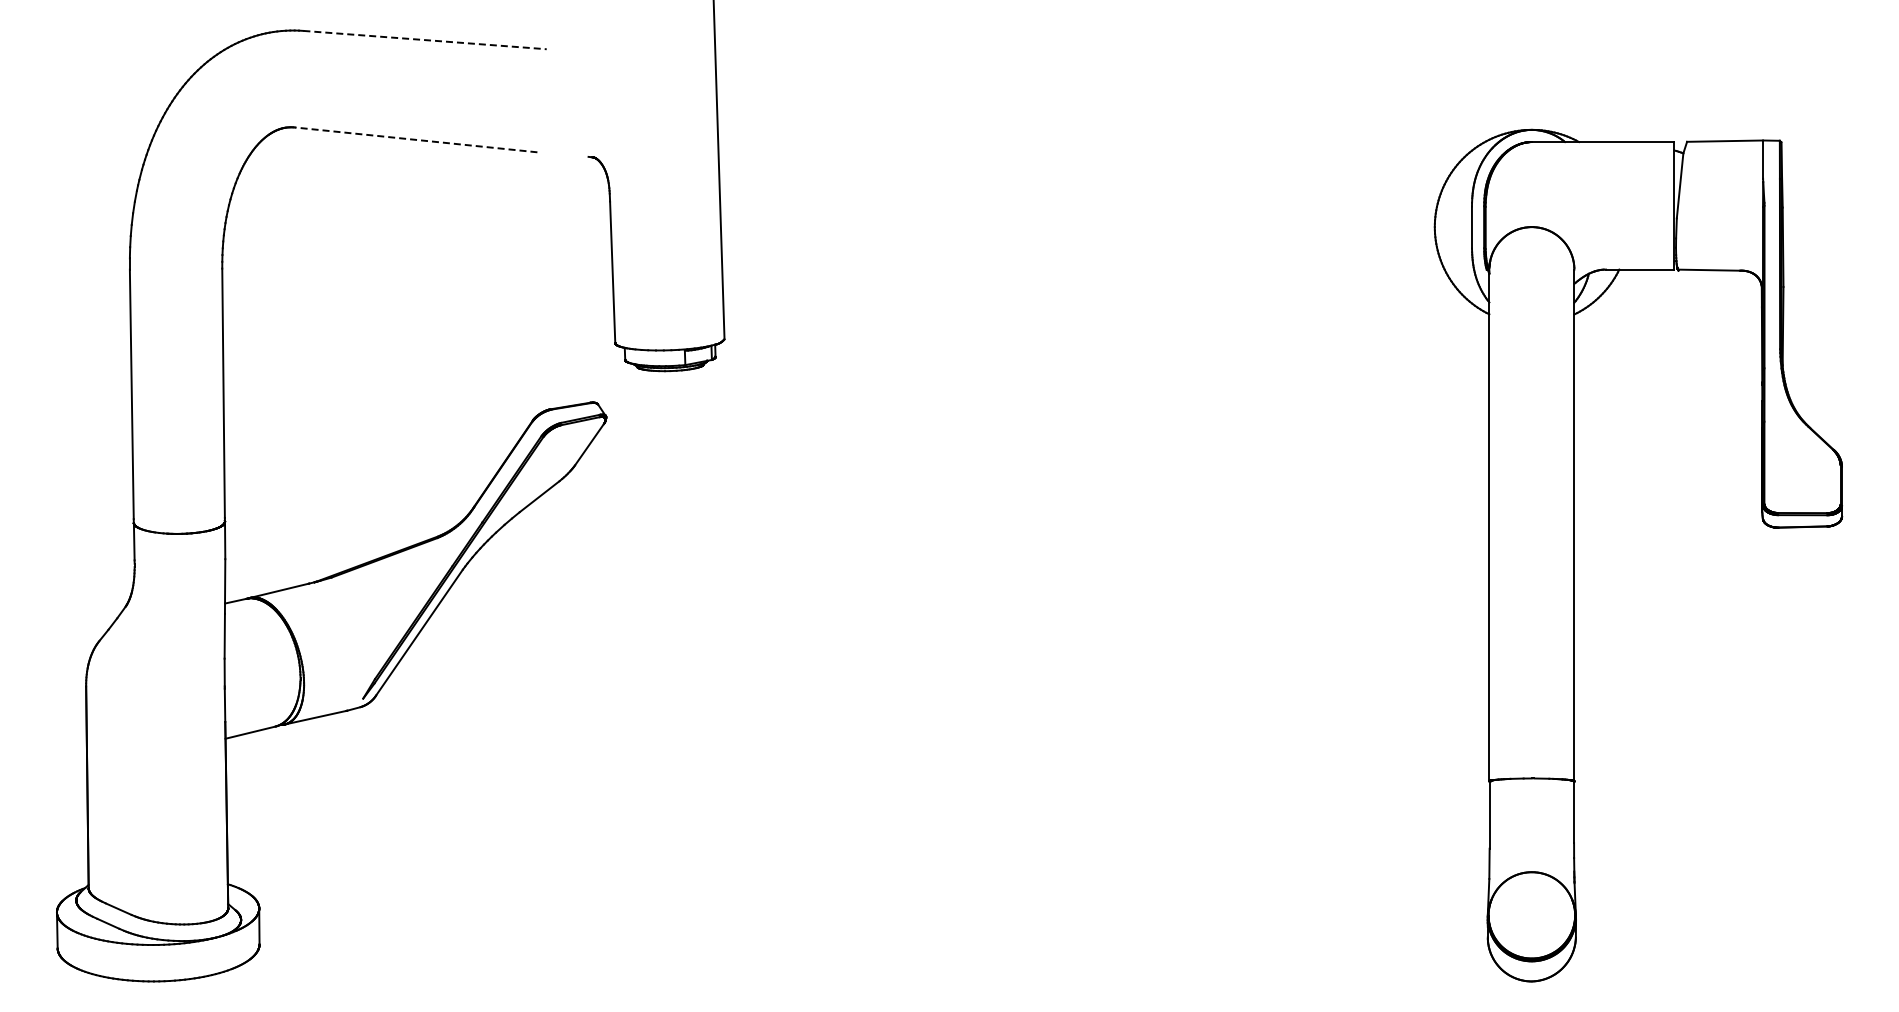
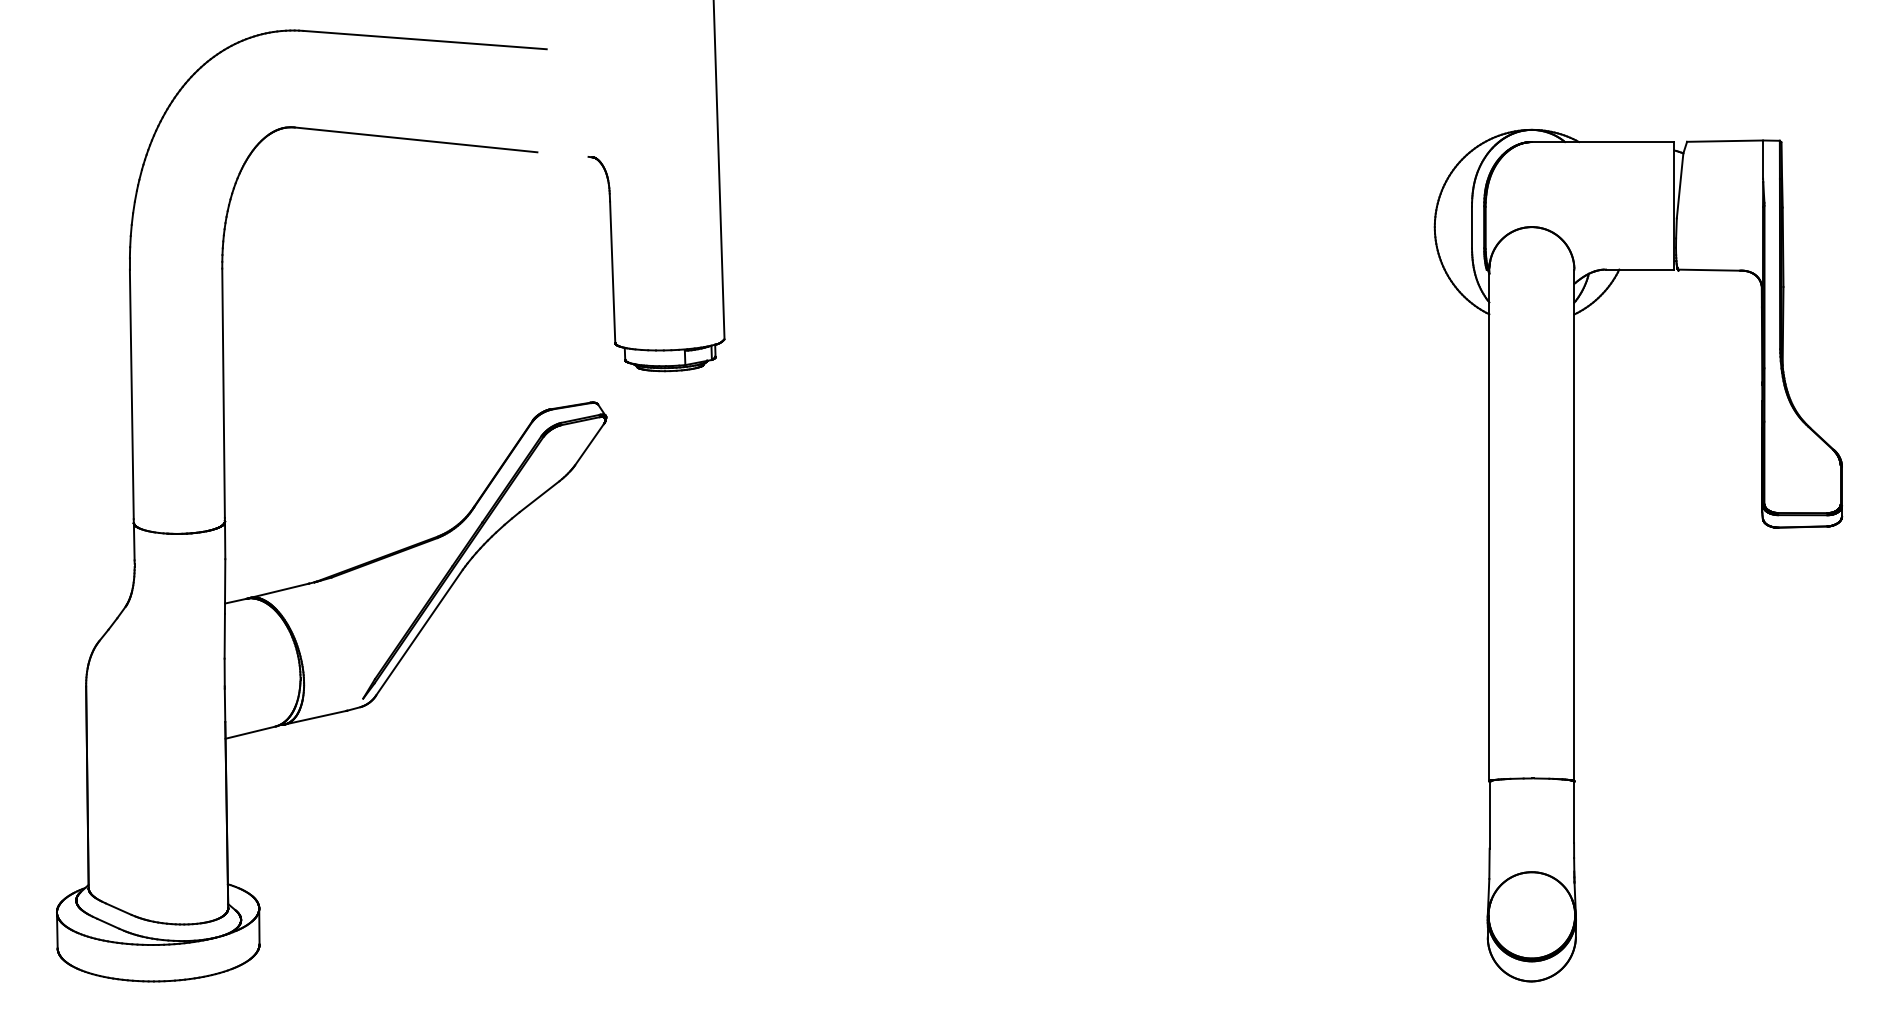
line: dashed -> solid (425, 40)
line: dashed -> solid (416, 139)
